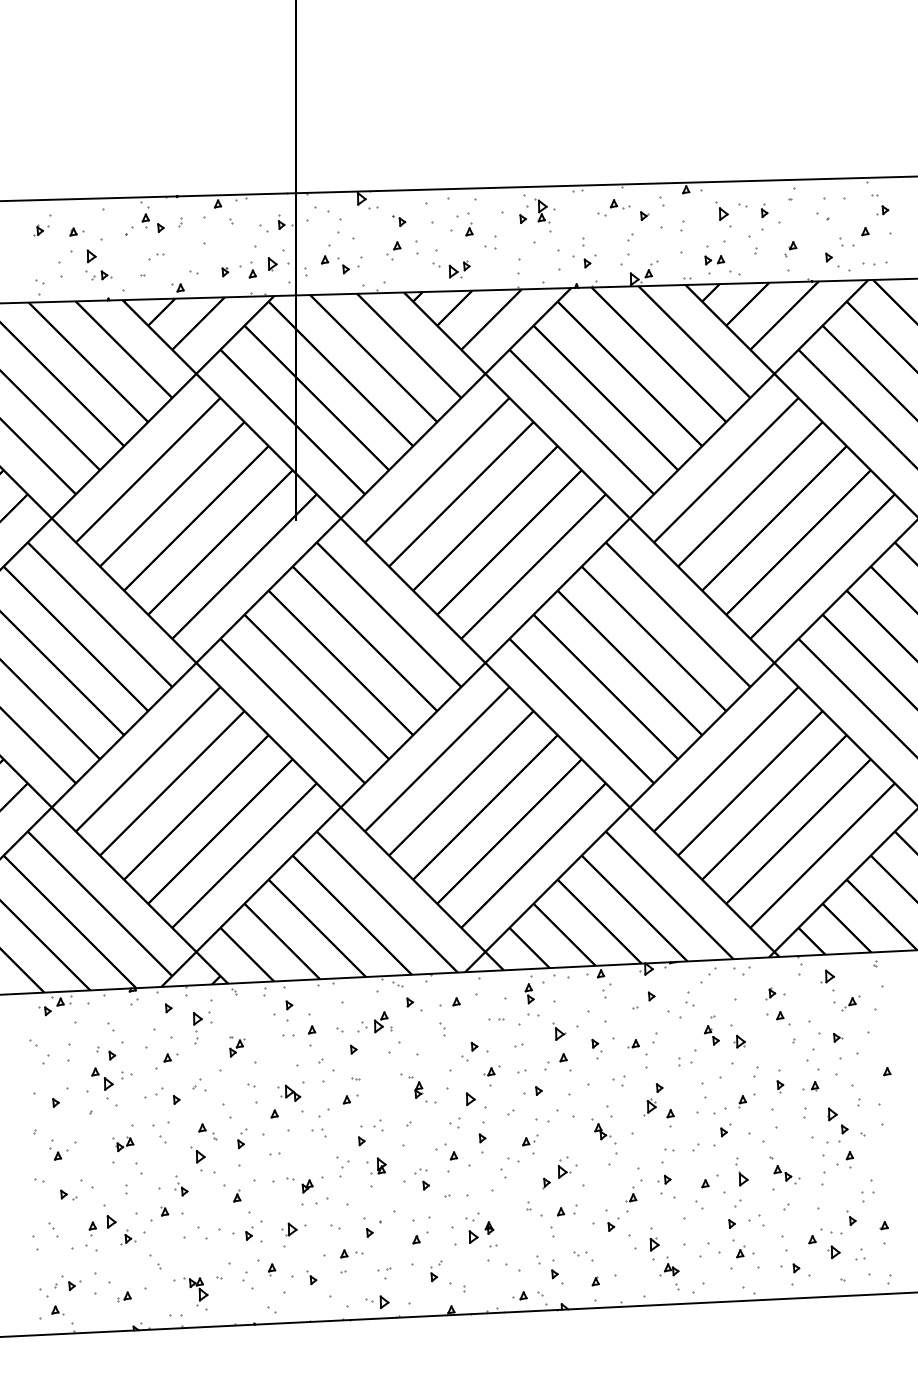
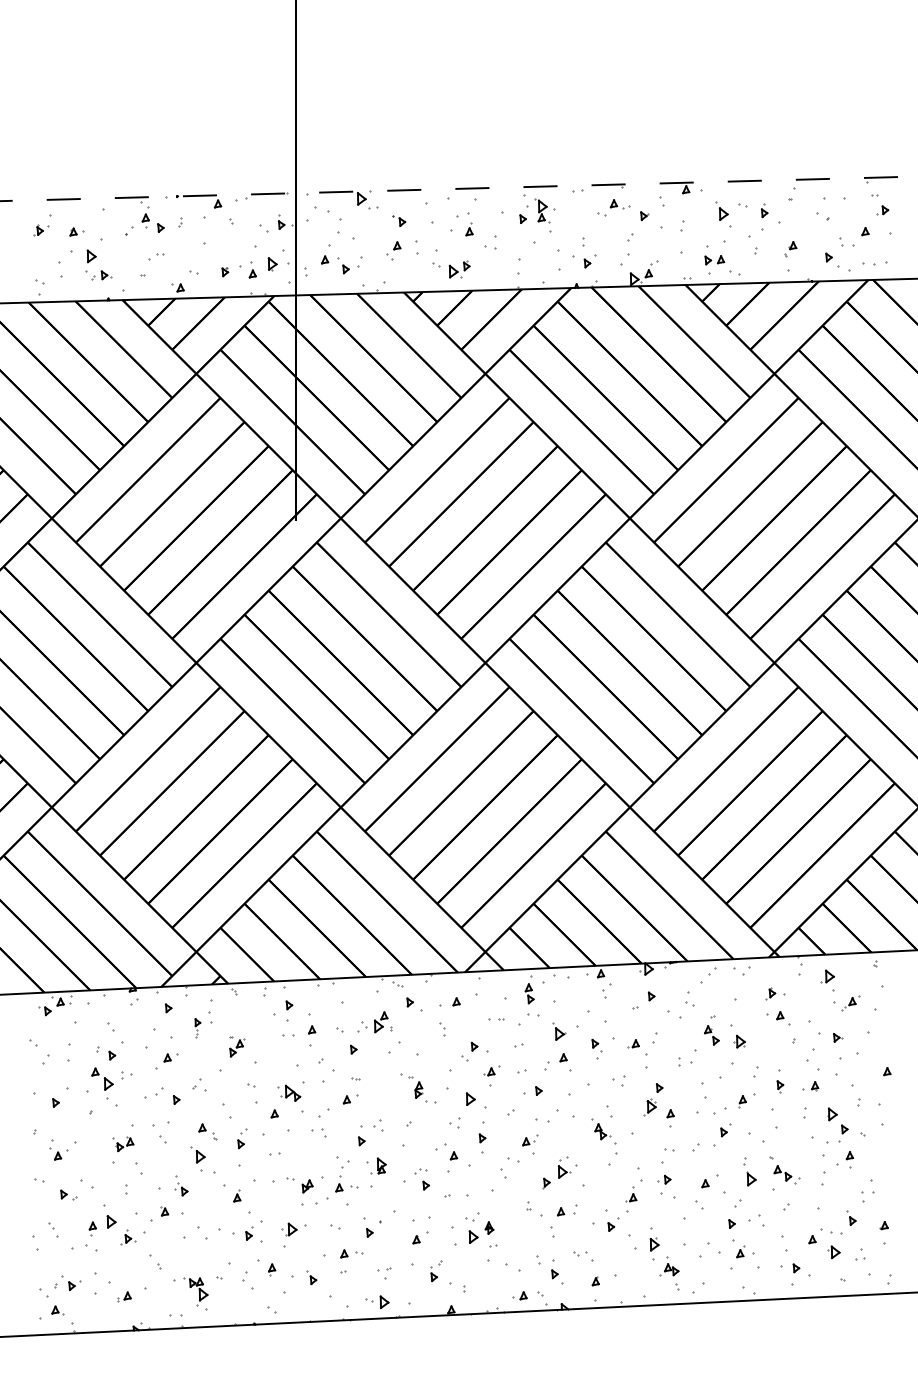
line: solid -> dashed (458, 188)
part size: 10x33 px -> 8x21 px (197, 1028)
part position: (741, 1171) -> (749, 1171) (749, 1171)
part: none -> present (346, 1187)
